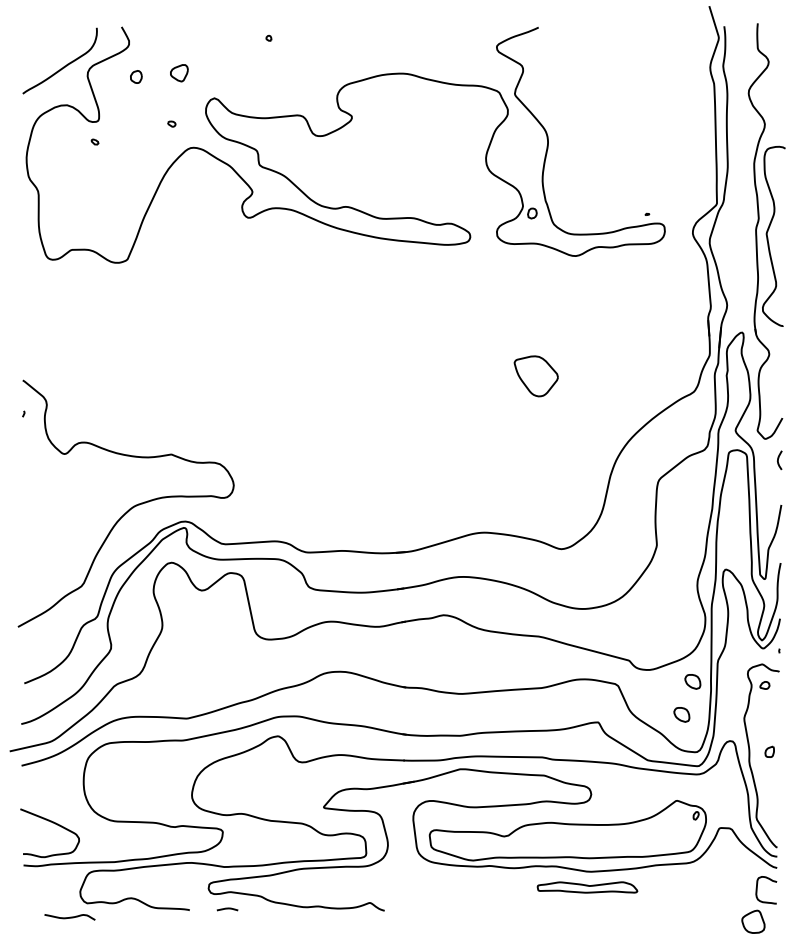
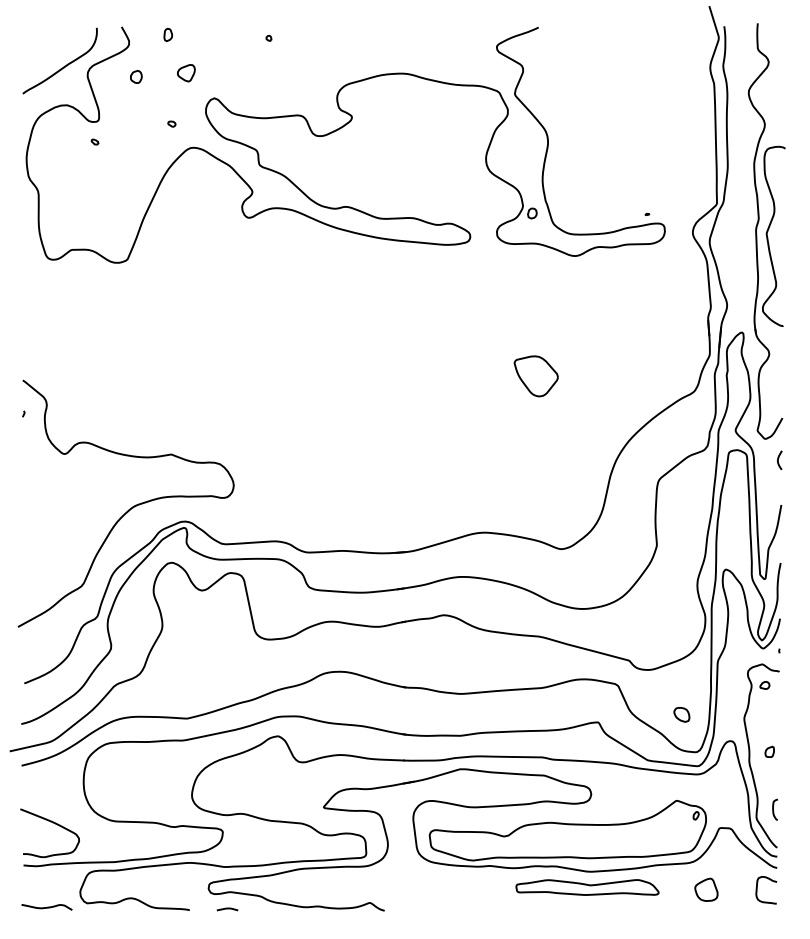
part: none -> present (168, 35)
part position: (179, 73) -> (186, 73) (186, 73)
part: present -> none (692, 681)
curve: none -> present (773, 809)
part size: 103x13 px -> 145x17 px (587, 887)
curve position: (69, 917) -> (46, 907) (46, 907)
part position: (753, 921) -> (706, 889) (706, 889)
